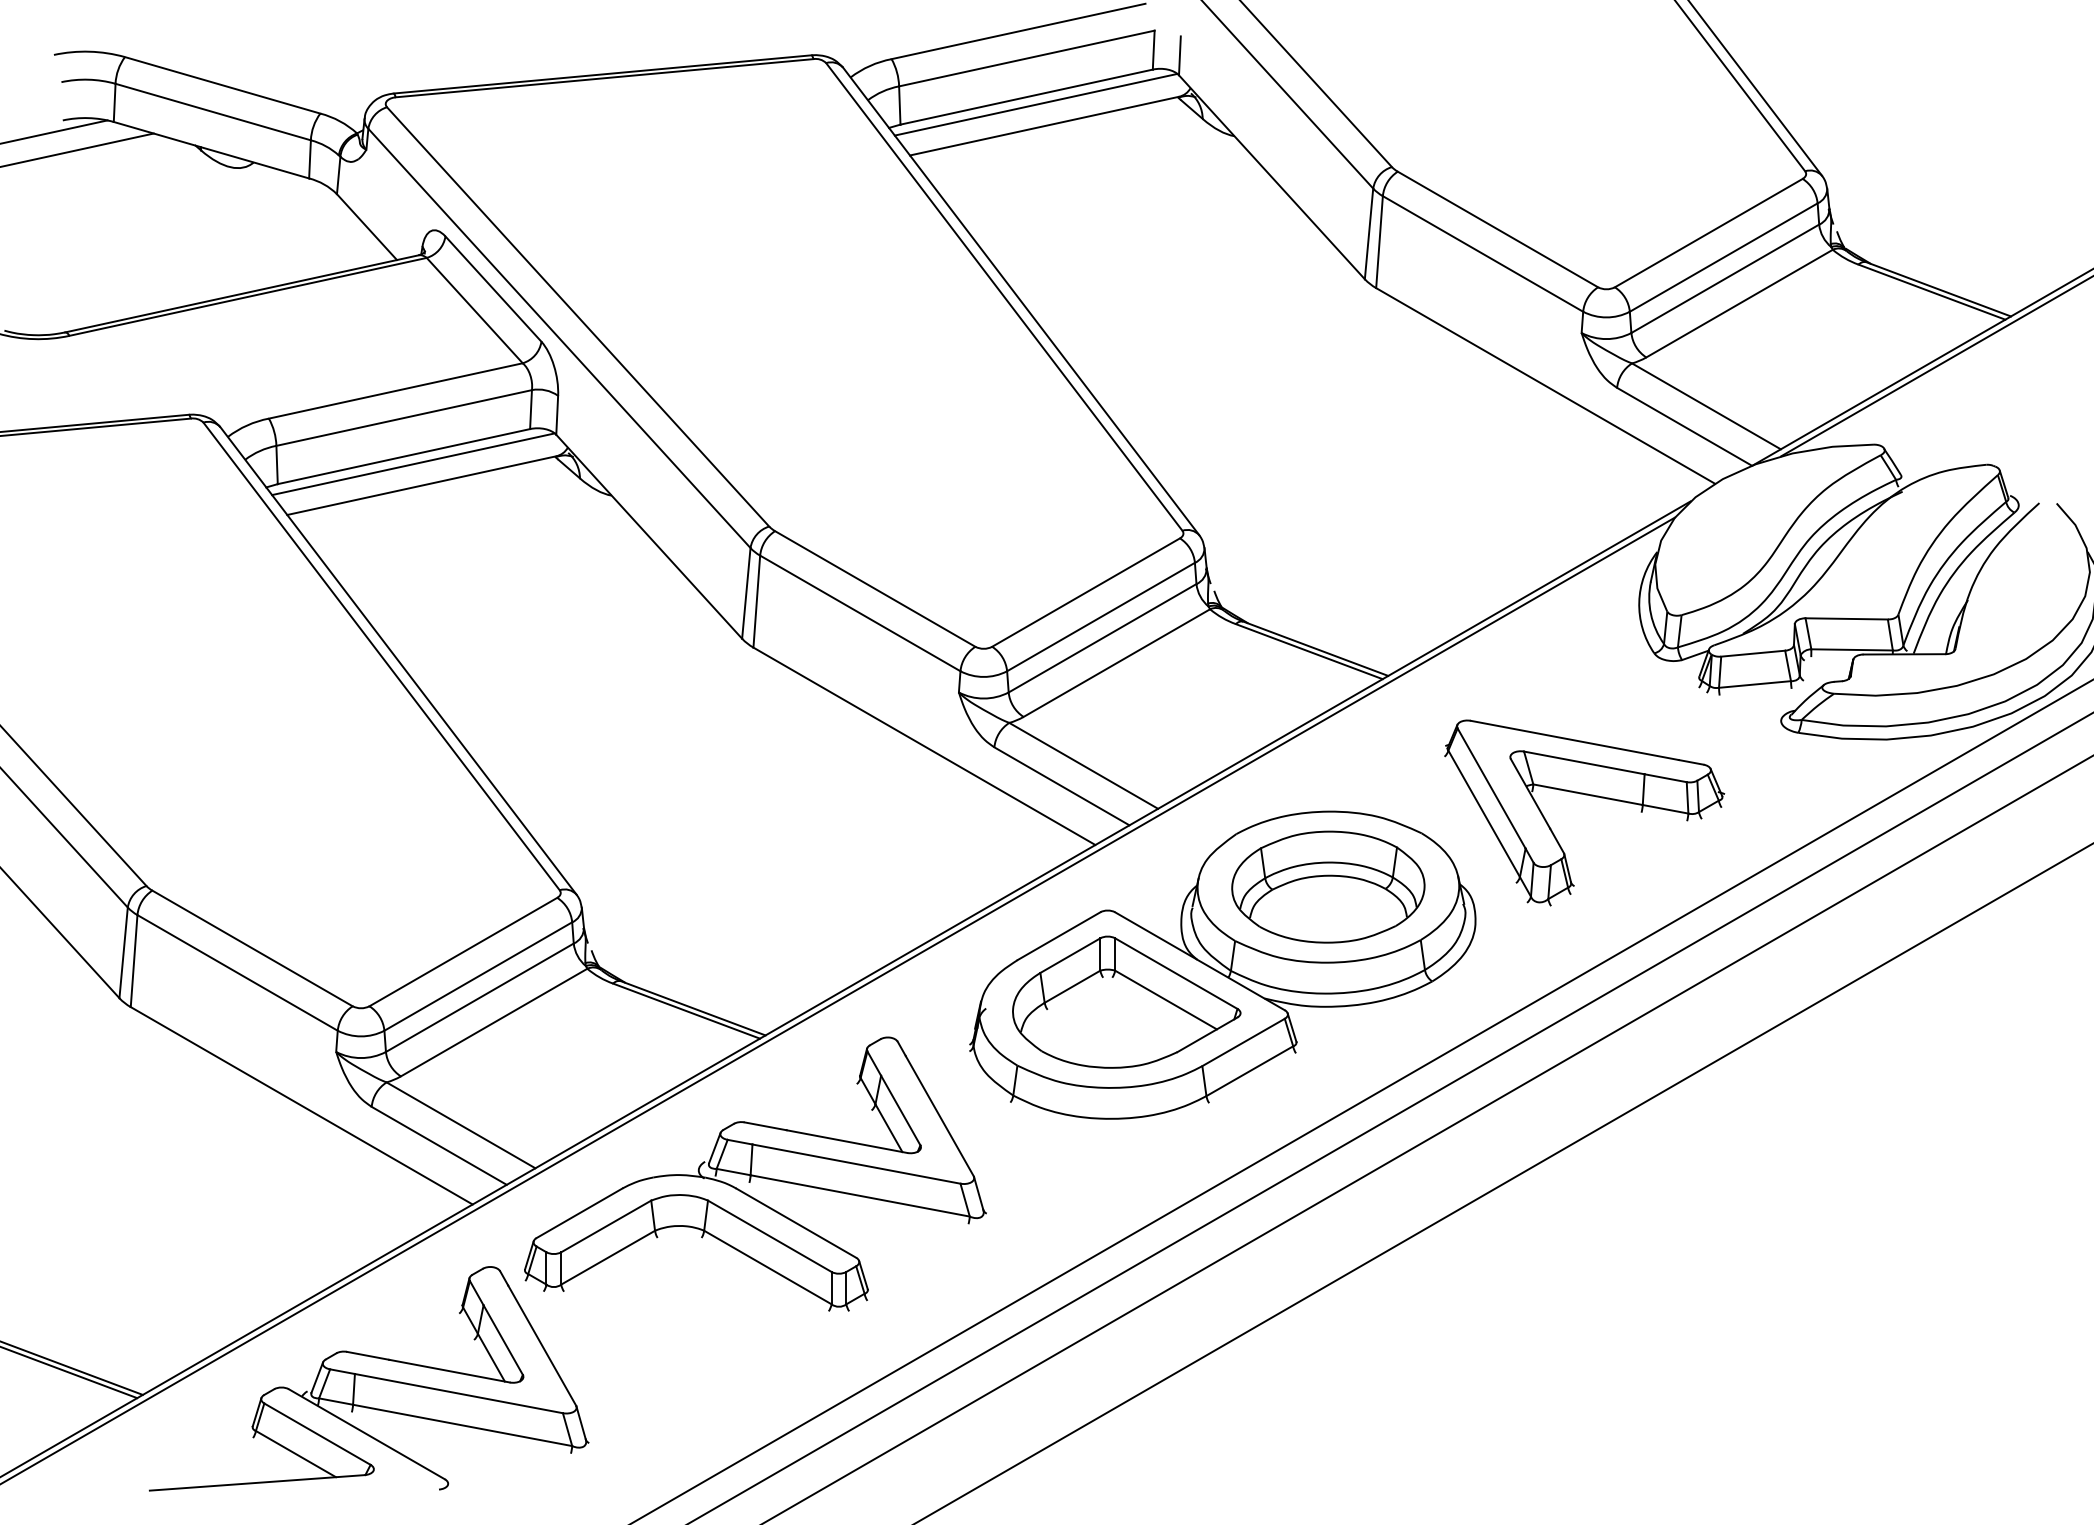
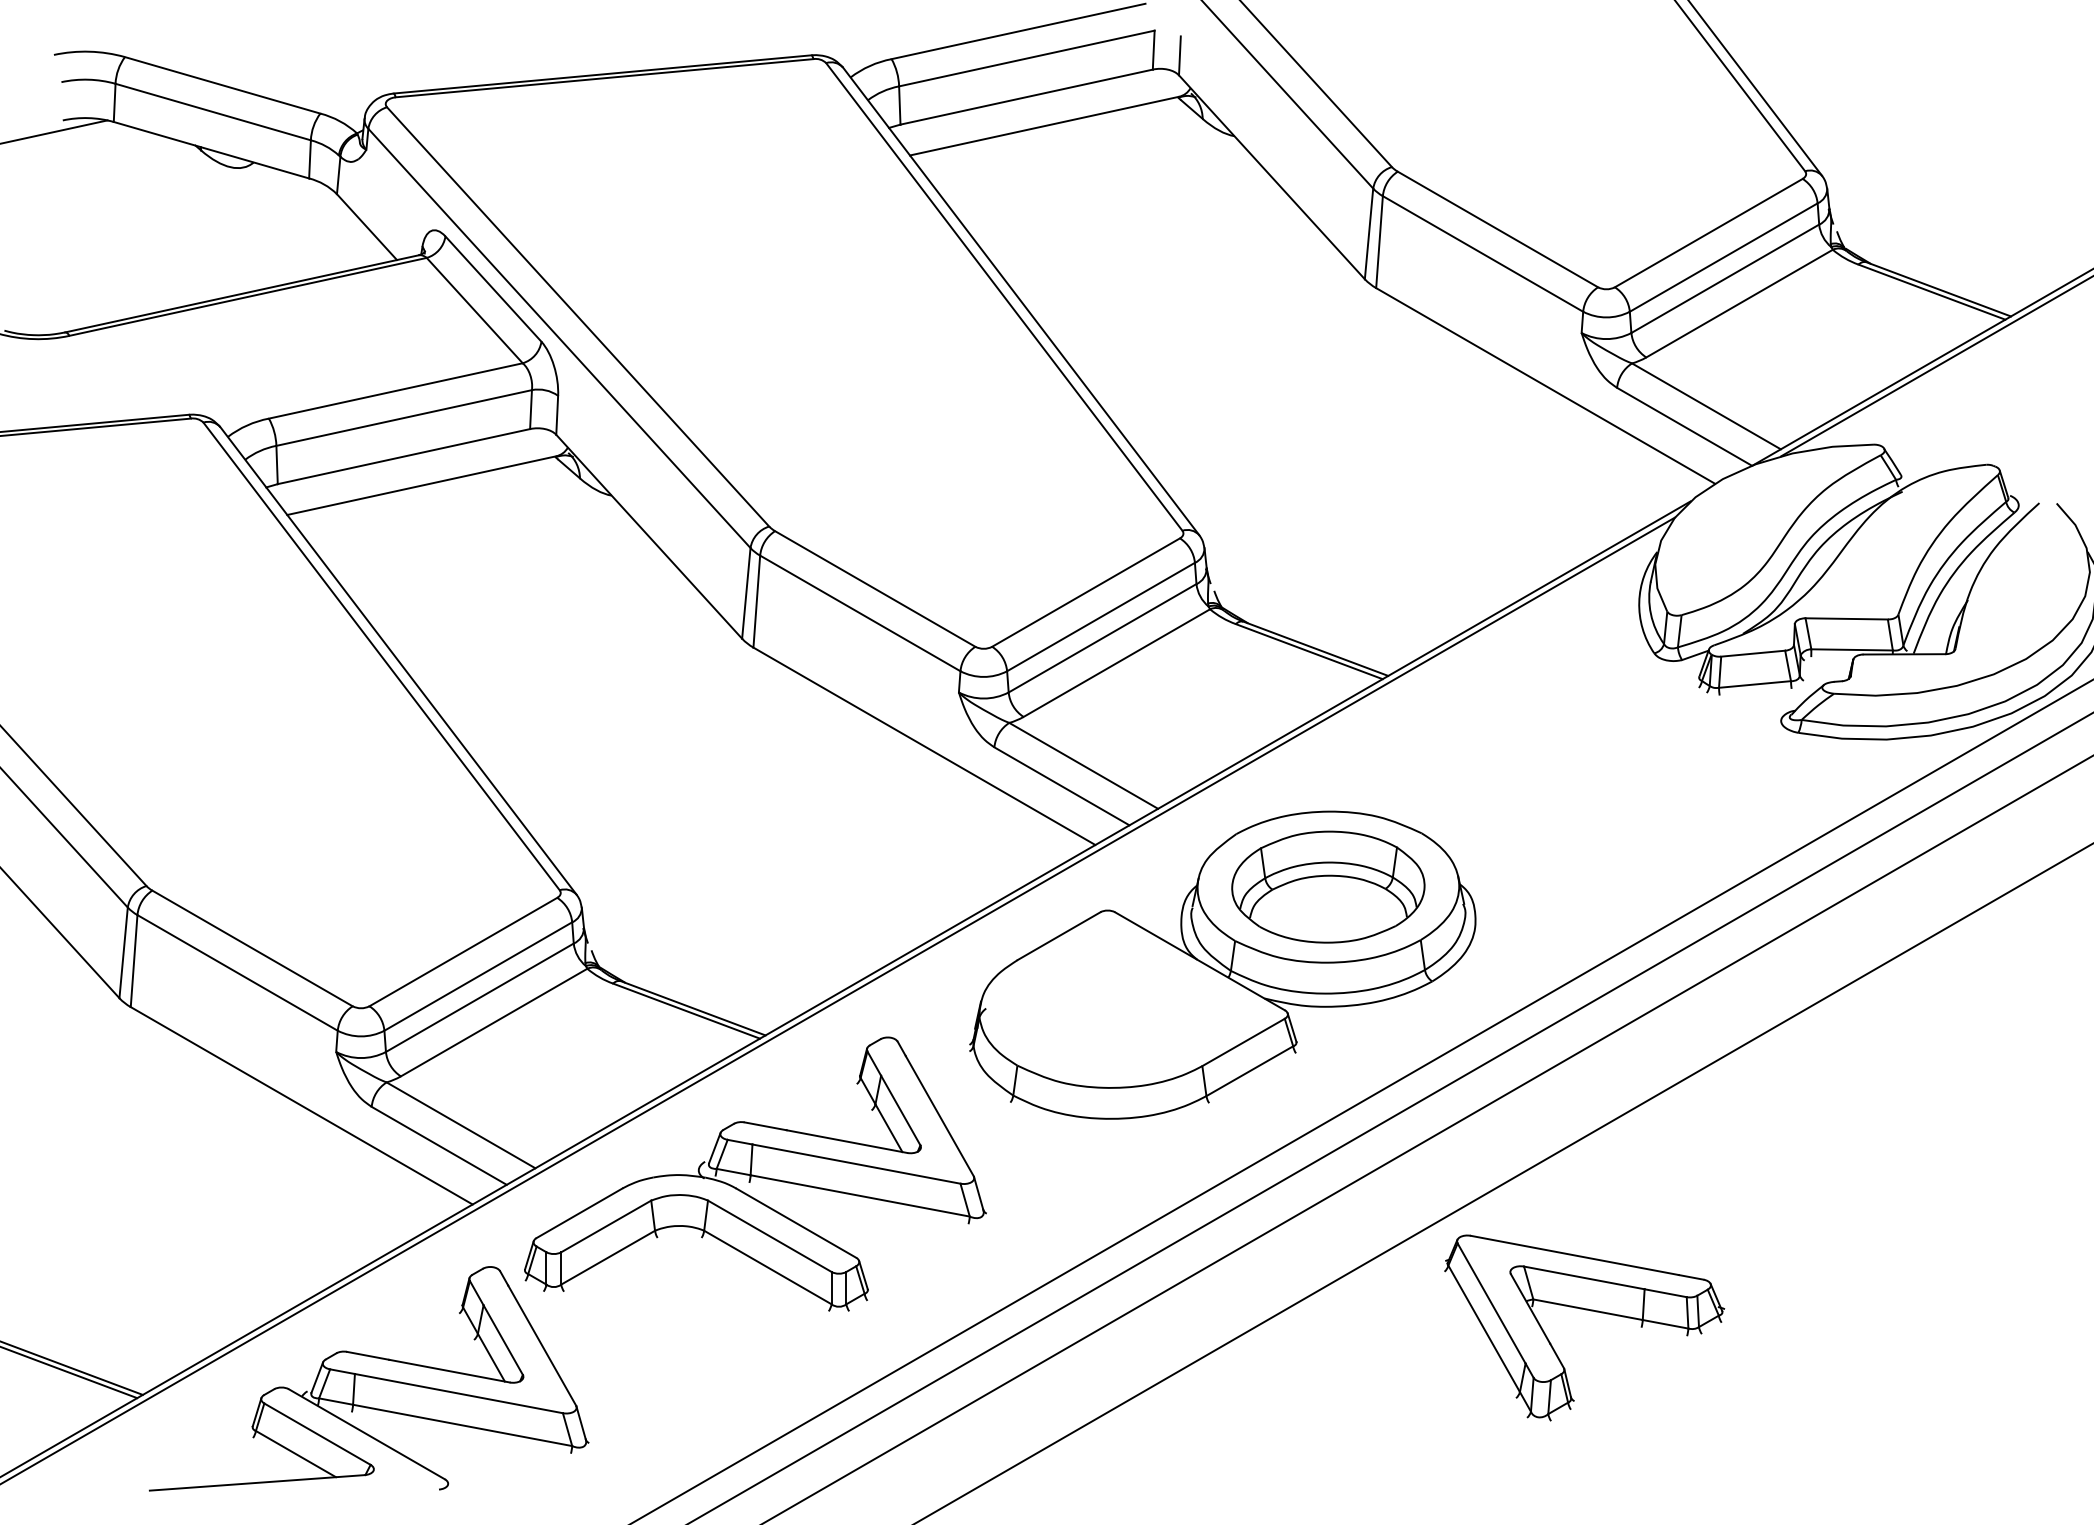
line: present -> none (1035, 104)
line: present -> none (77, 149)
line: present -> none (413, 464)
part position: (1585, 795) -> (1585, 1310) (1585, 1310)
part: present -> none (1126, 1001)
